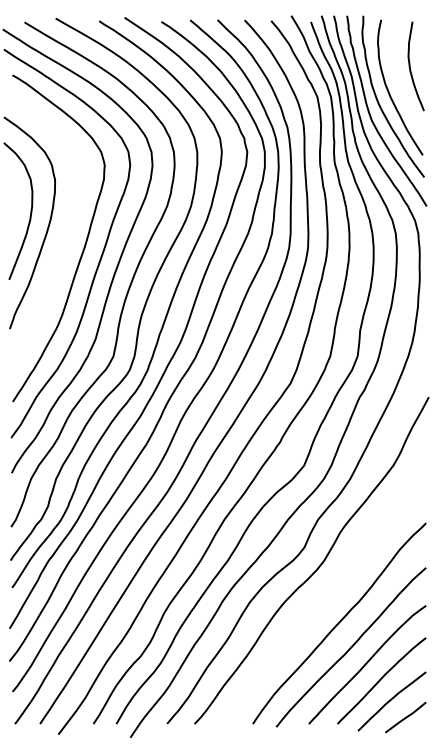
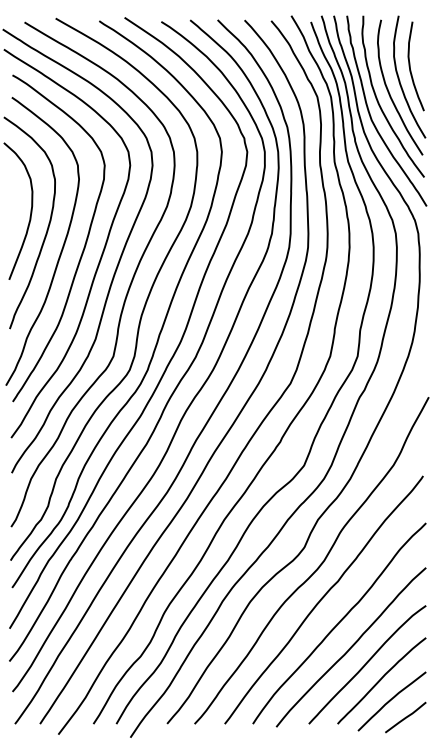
curve: none -> present (400, 80)
curve: none -> present (61, 248)
curve: none -> present (323, 598)
